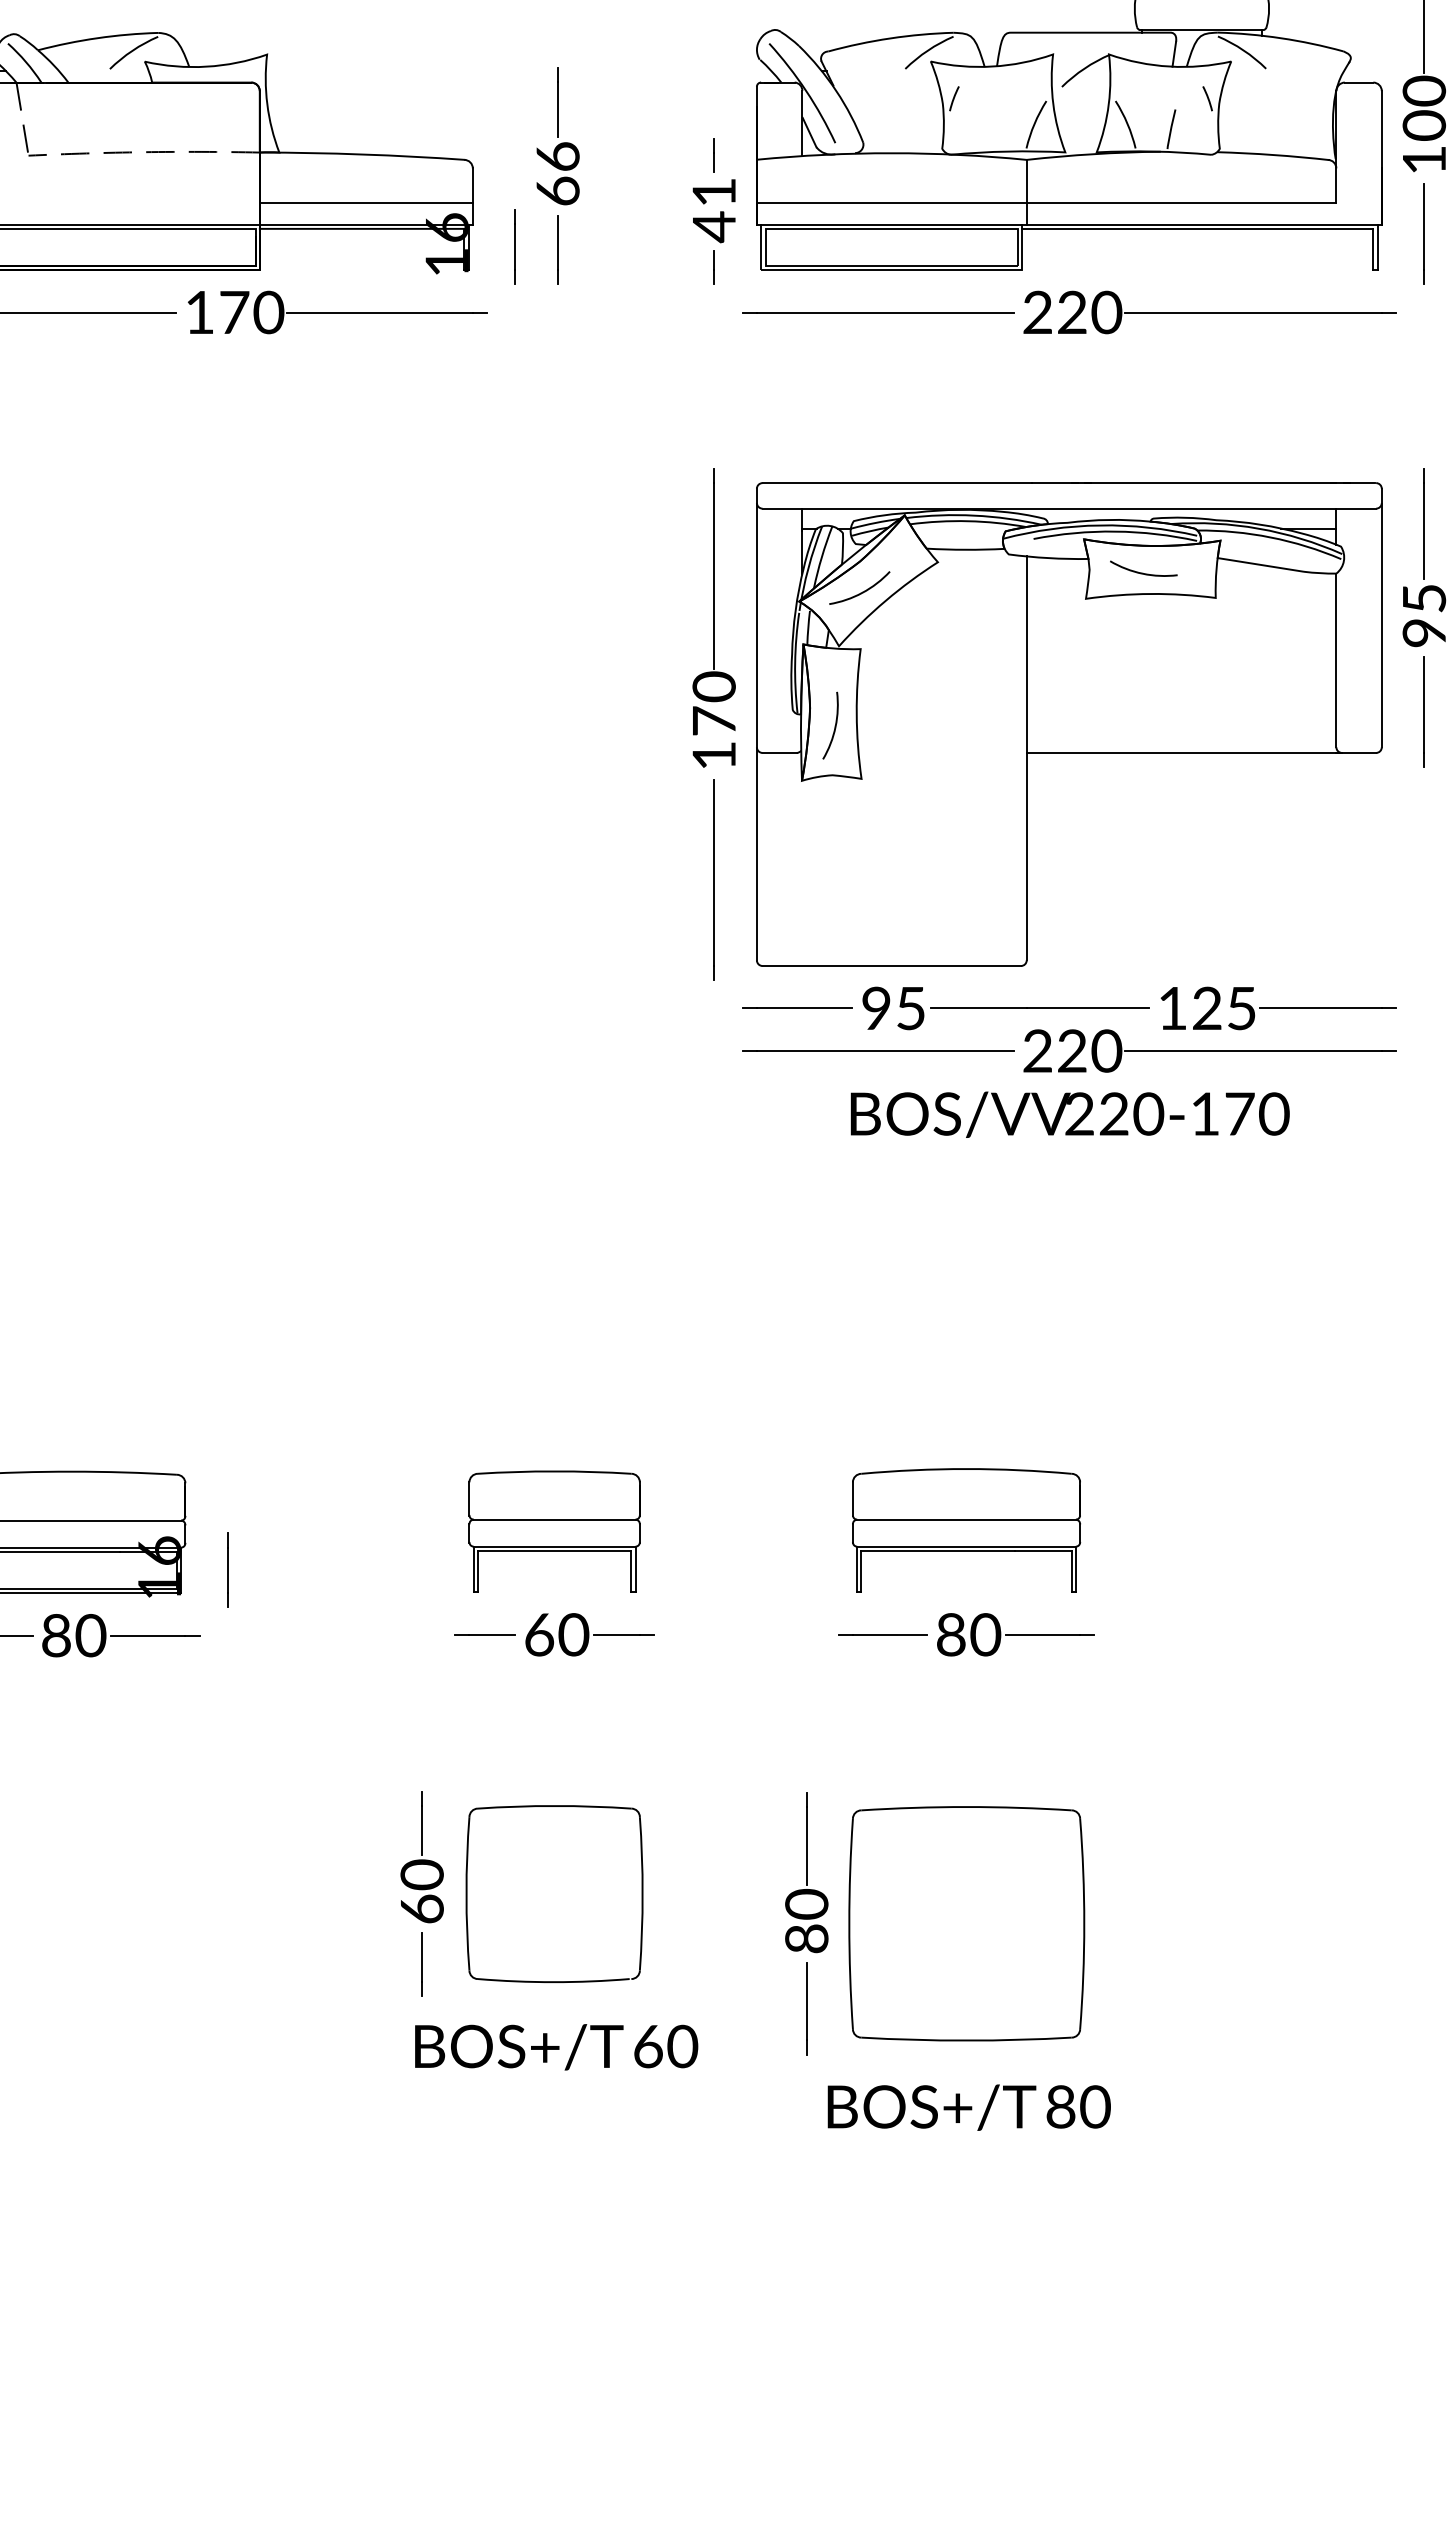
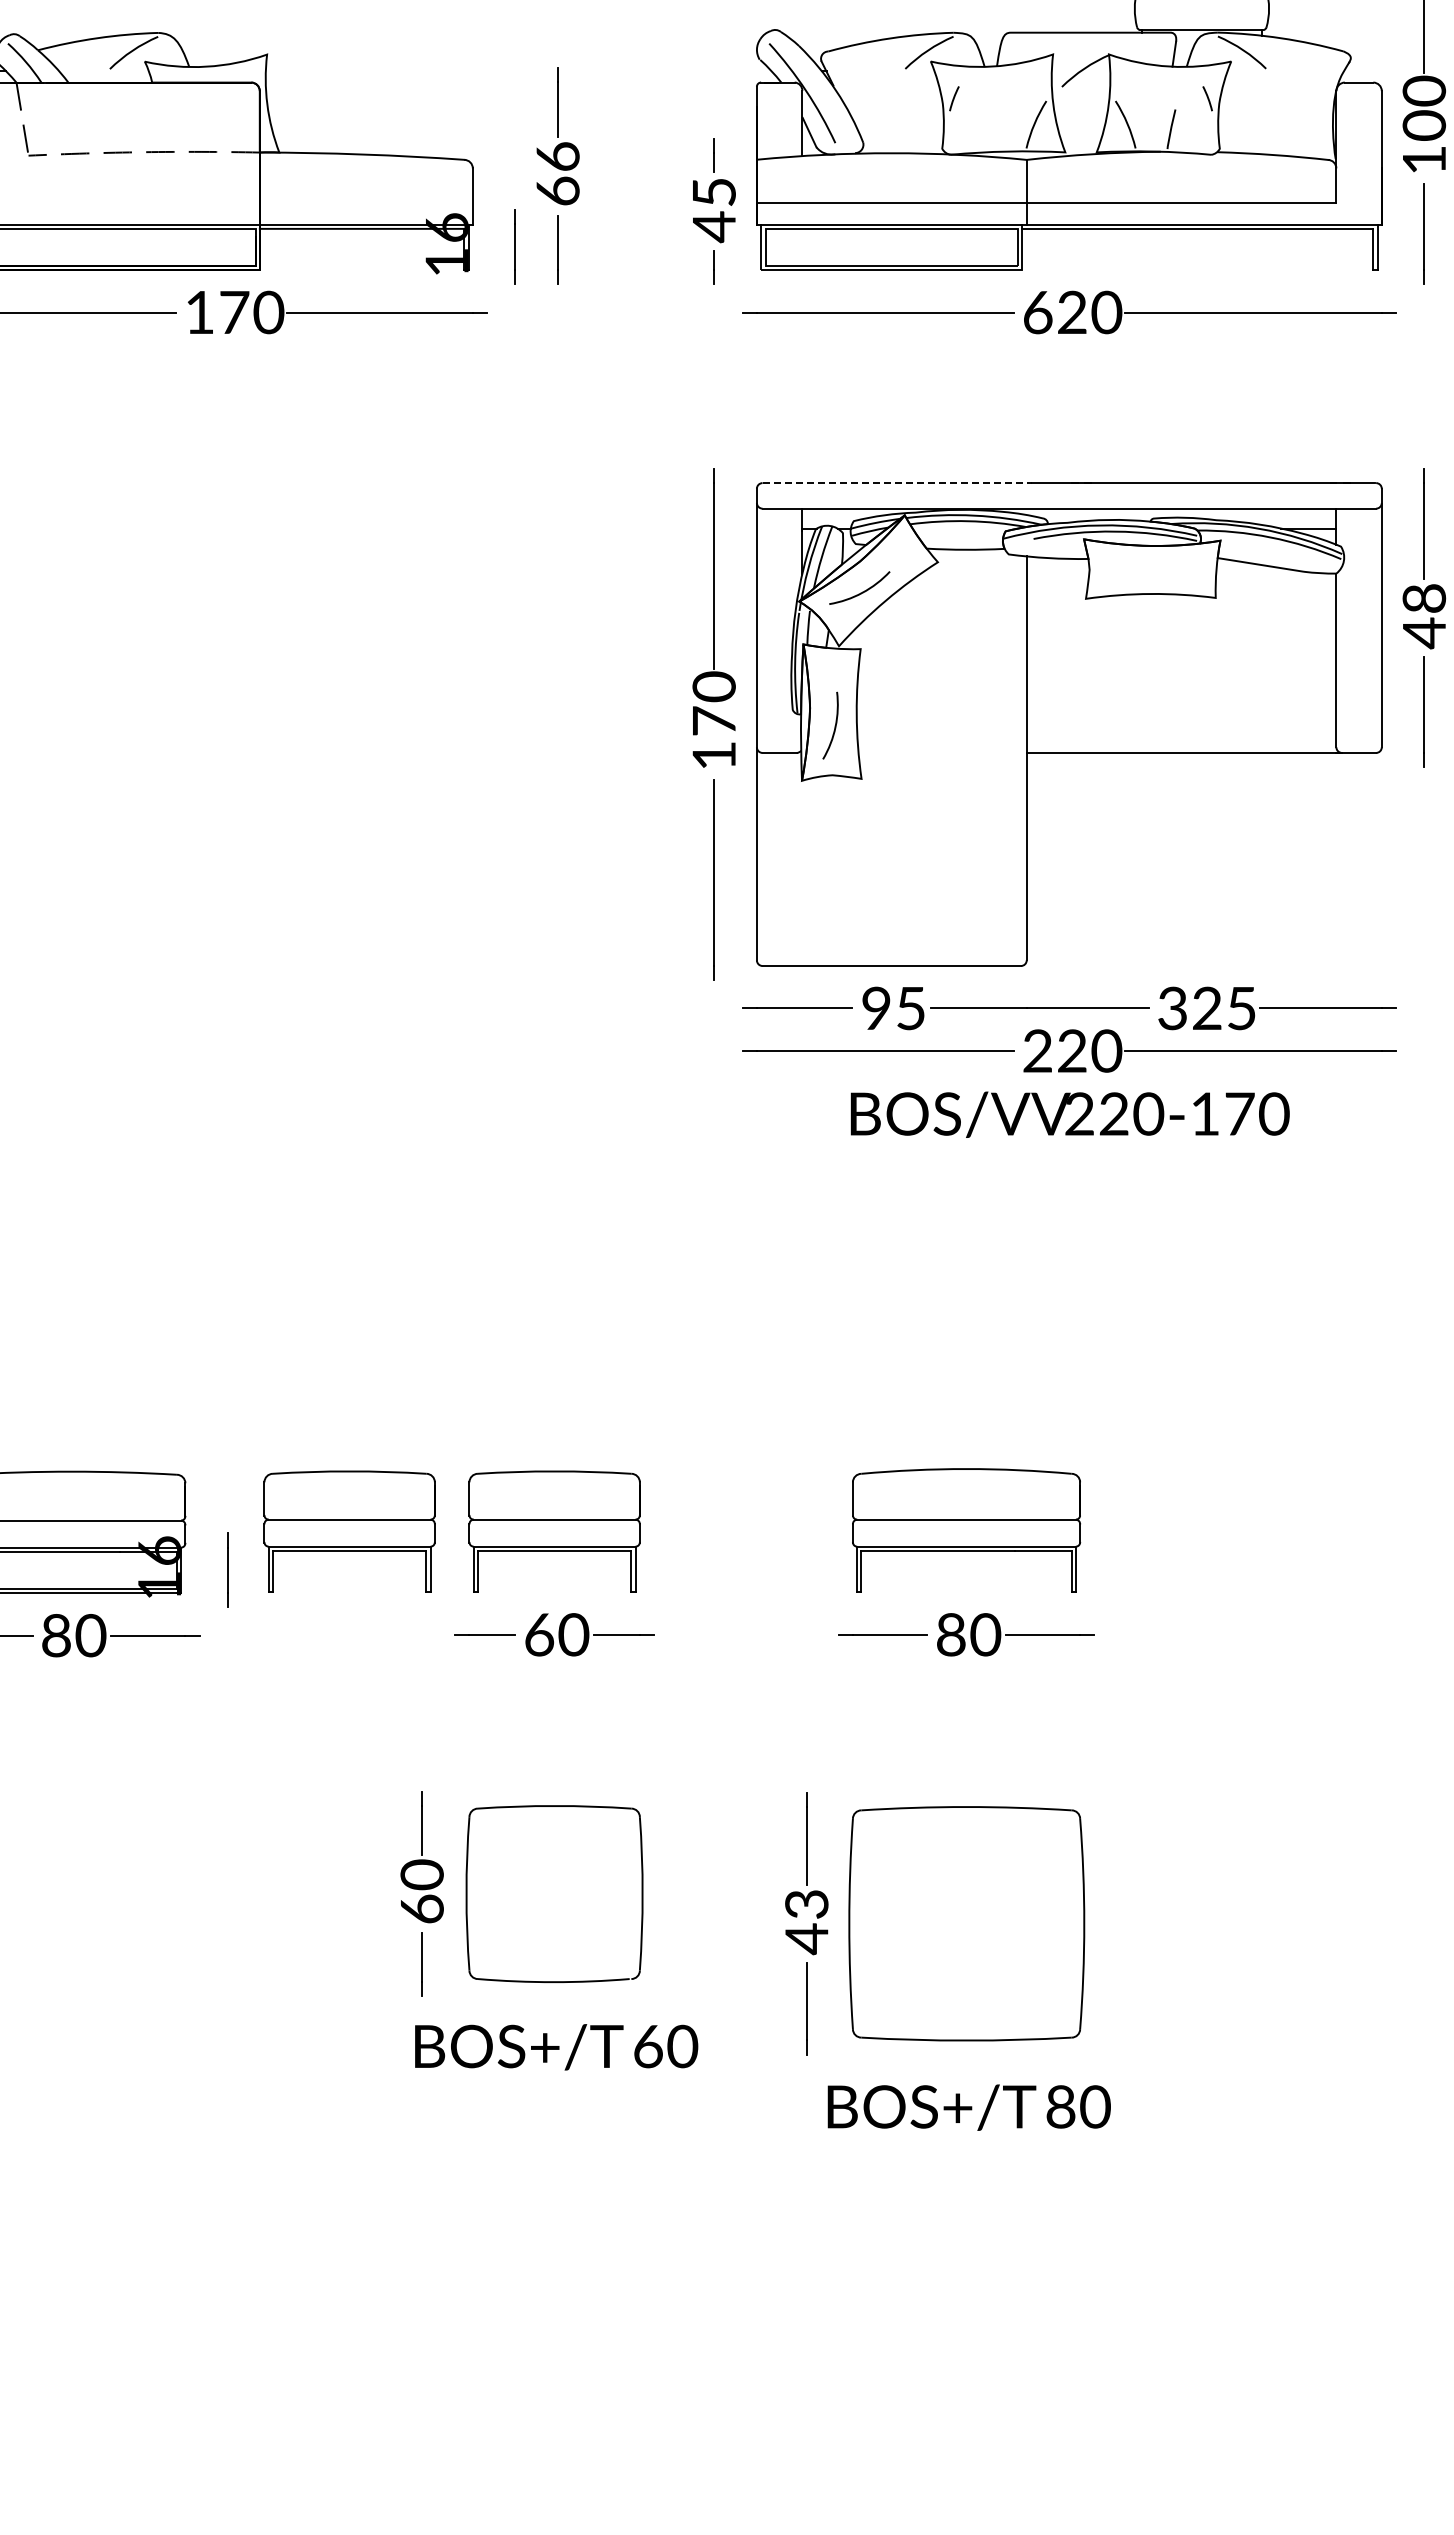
text: 41 -> 45 (714, 192)
line: present -> none (365, 203)
text: 220 -> 620 (1037, 312)
line: solid -> dashed (897, 483)
arc: present -> none (1143, 572)
text: 95 -> 48 (1424, 616)
text: 125 -> 325 (1172, 1008)
part: none -> present (349, 1531)
text: 80 -> 43 (806, 1921)
